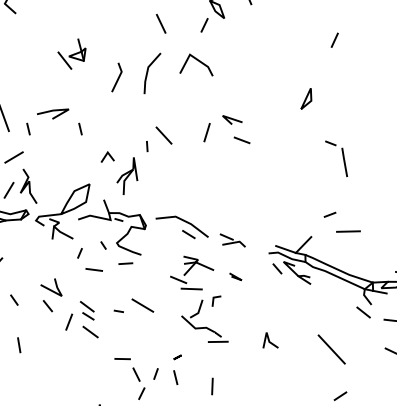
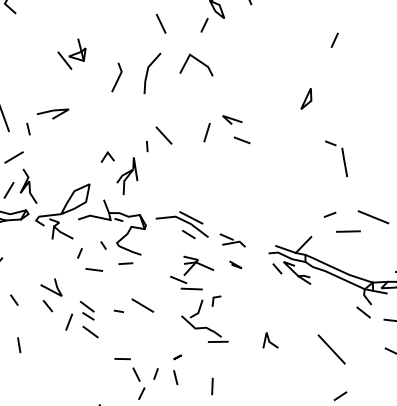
line: present -> none (80, 128)
line: none -> present (191, 217)
line: none -> present (373, 217)
line position: (235, 276) -> (235, 264) (235, 264)
